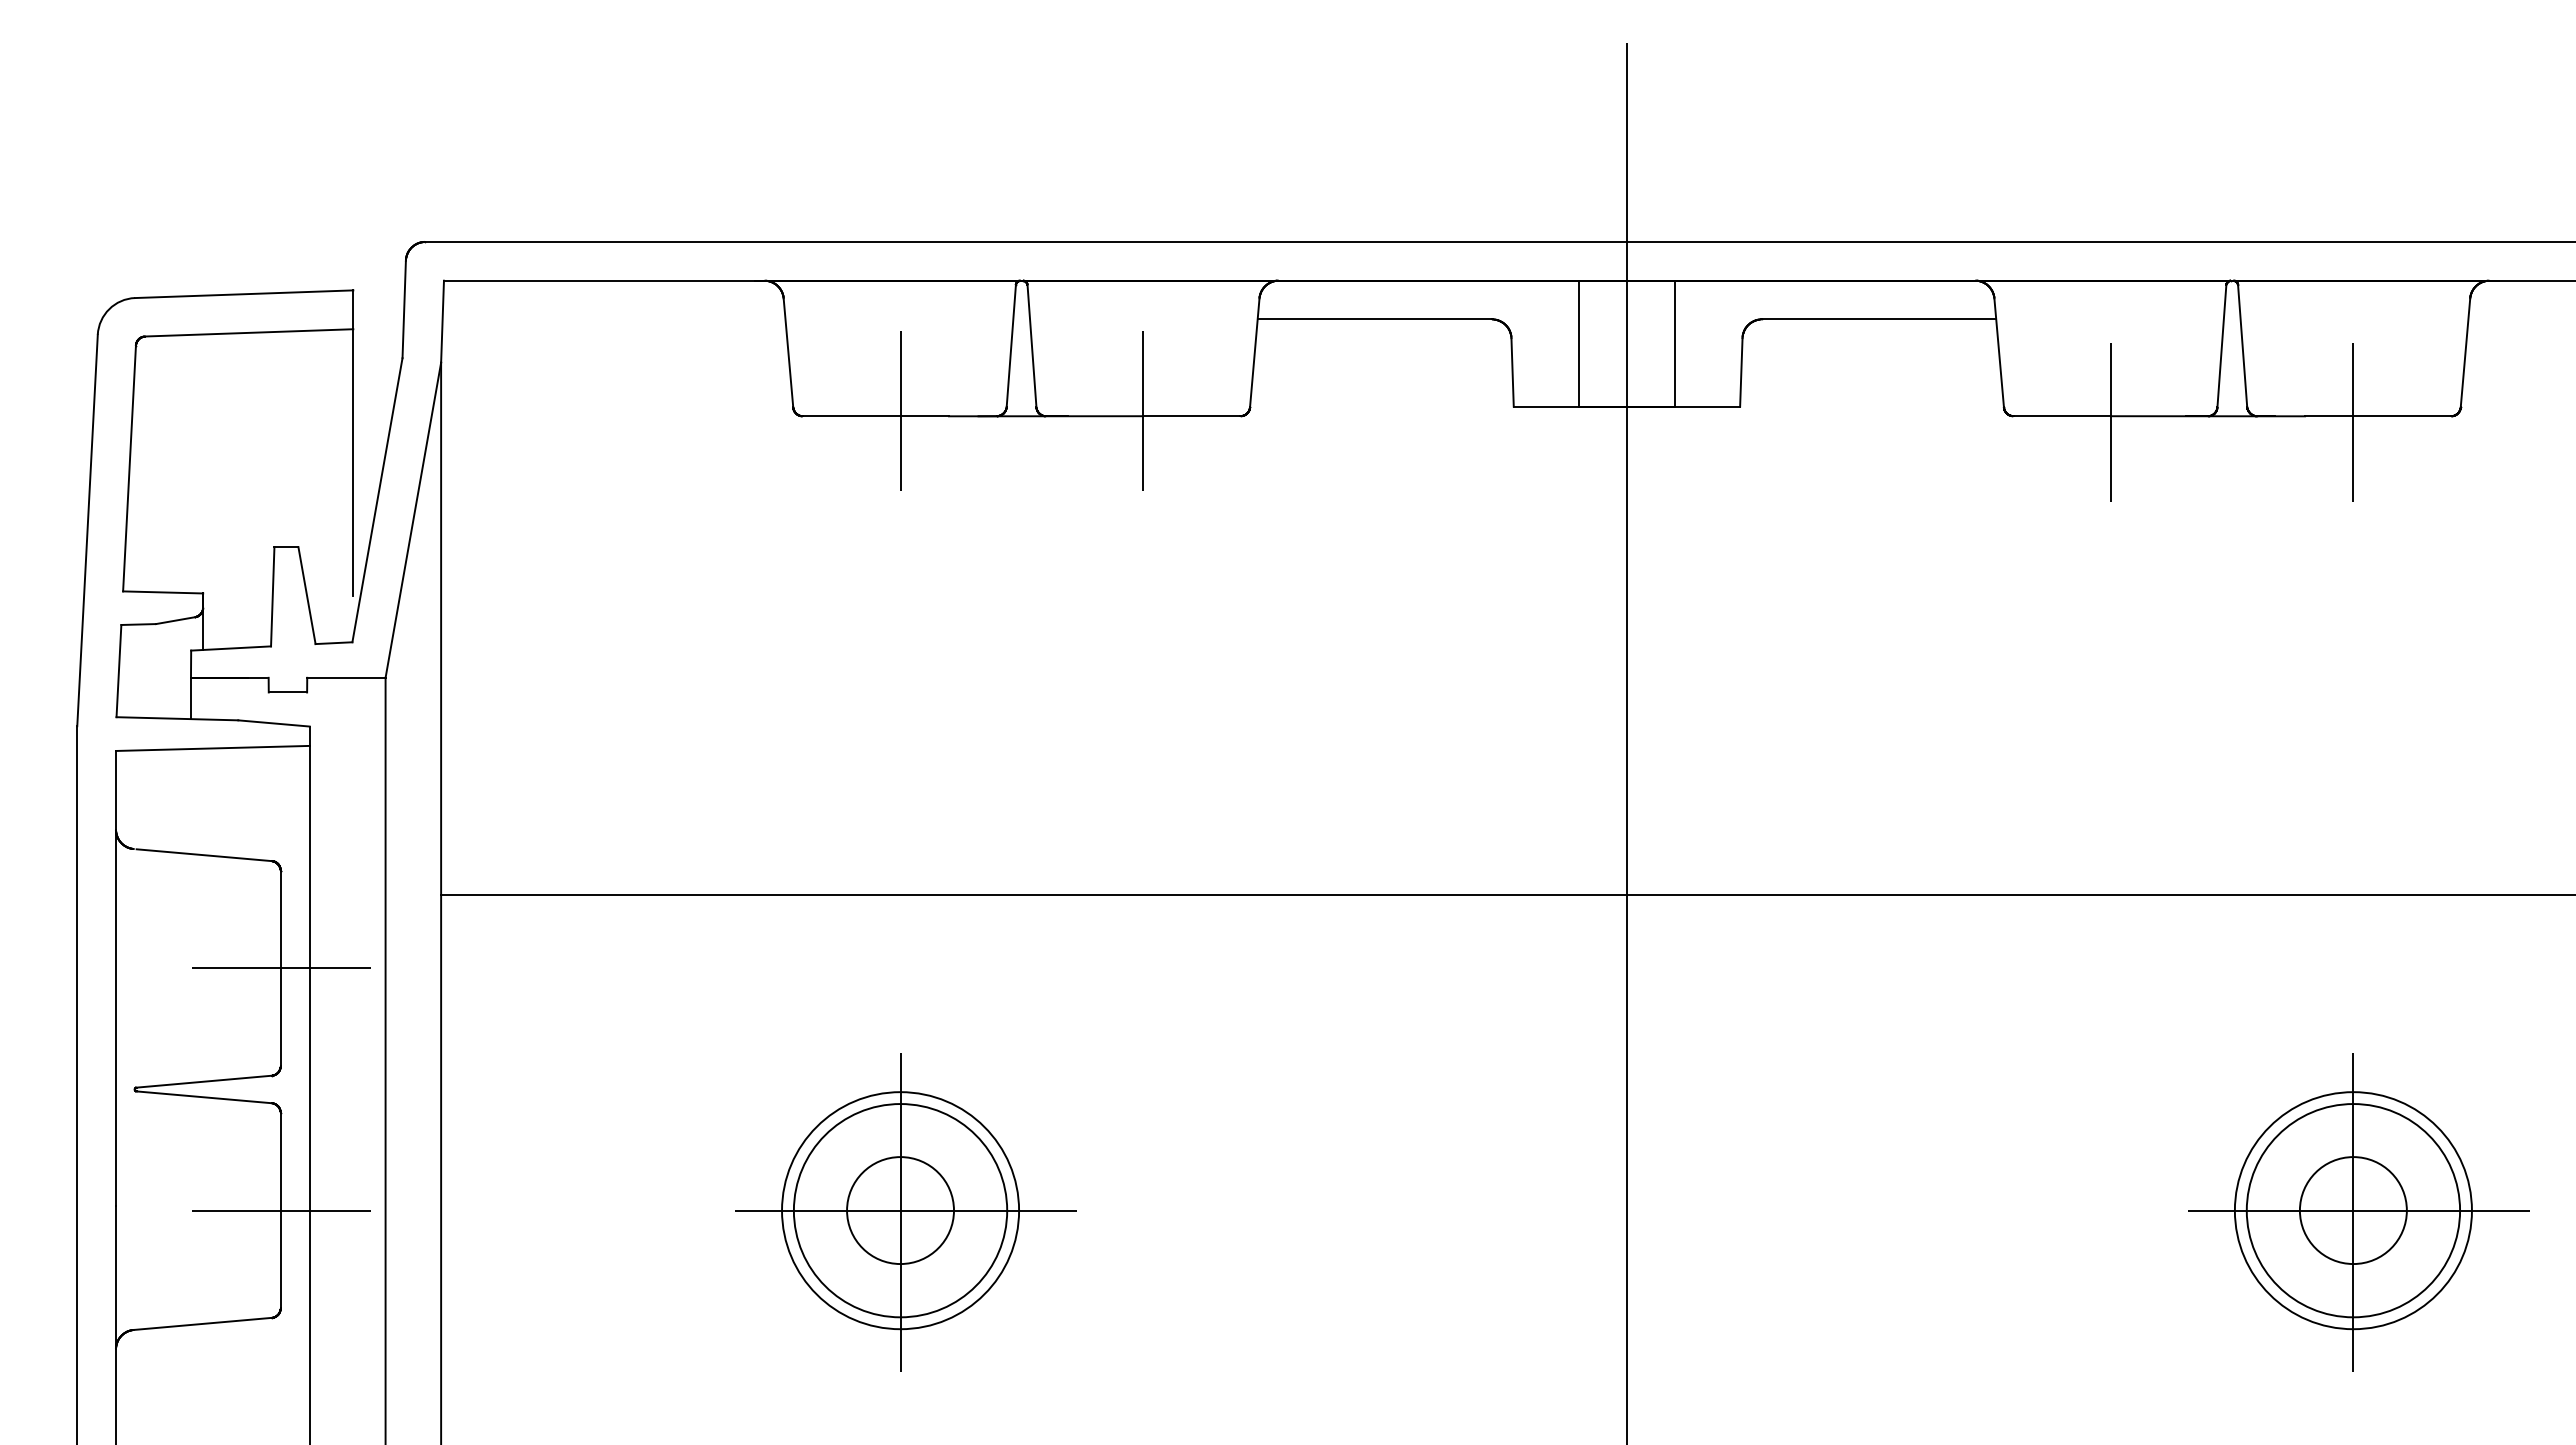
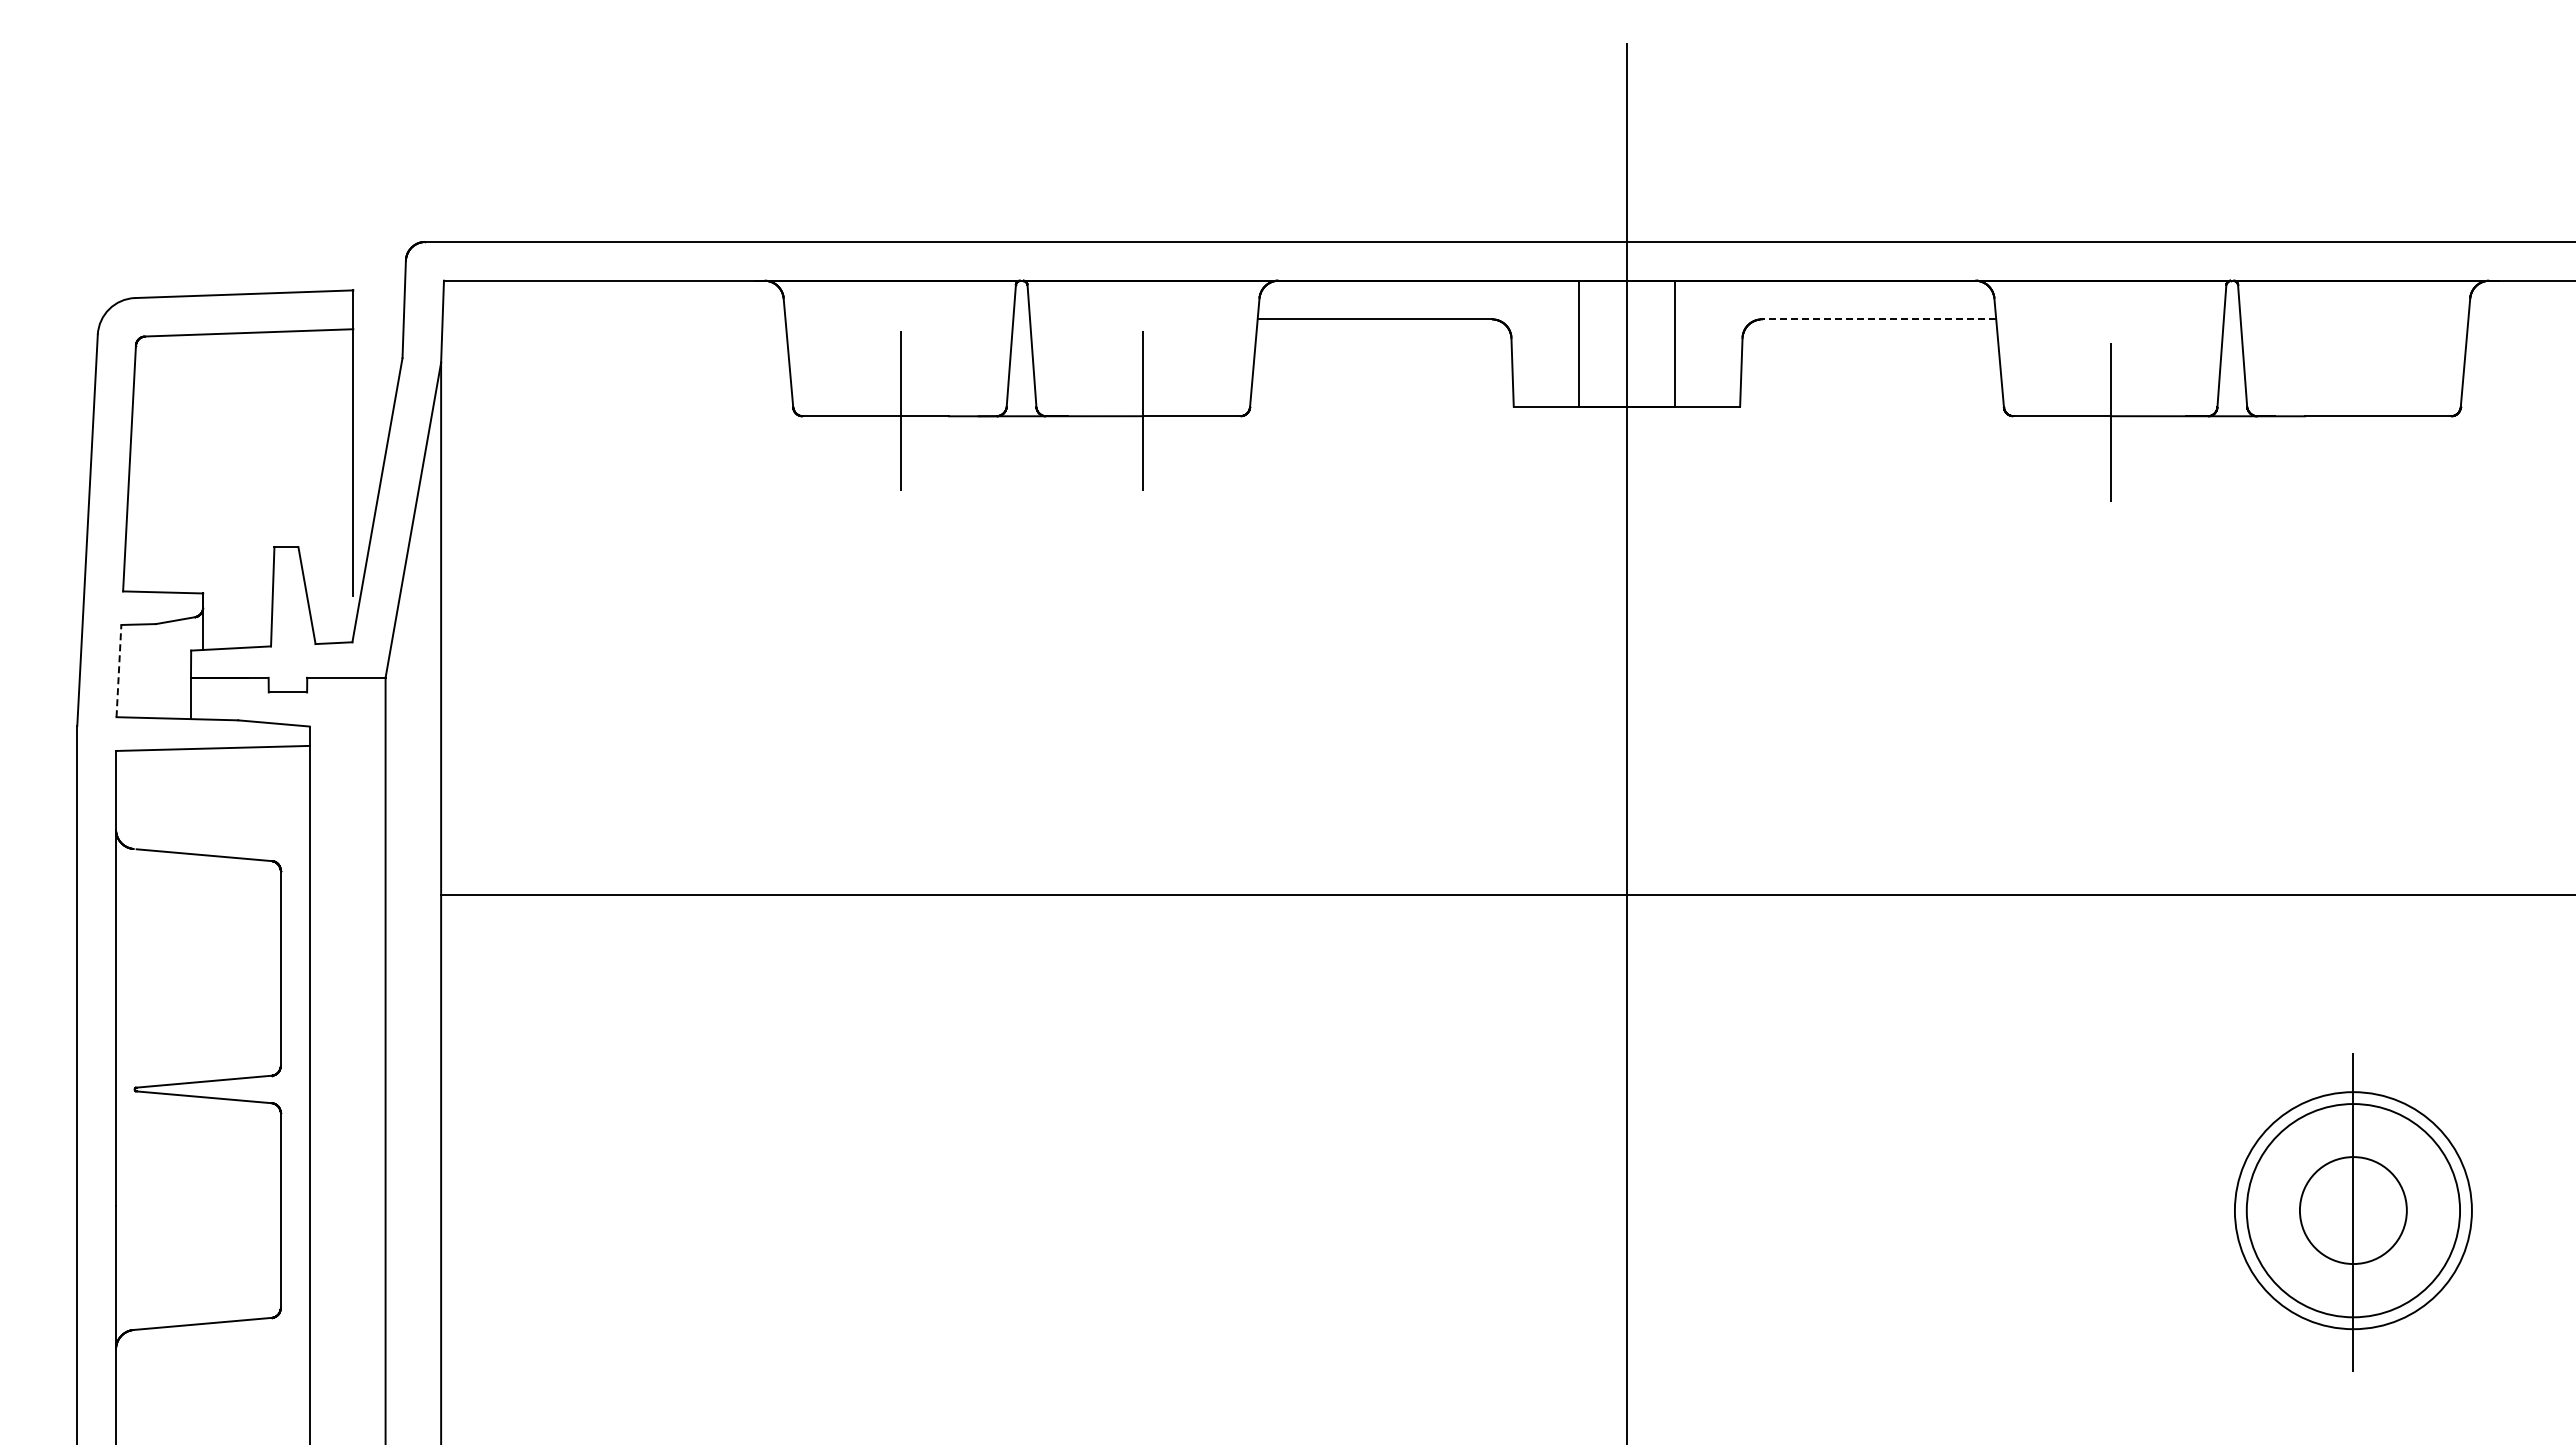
line: solid -> dashed (1878, 319)
line: present -> none (2353, 422)
line: solid -> dashed (118, 670)
line: present -> none (281, 968)
line: present -> none (281, 1210)
line: present -> none (2359, 1210)
part: present -> none (905, 1212)
